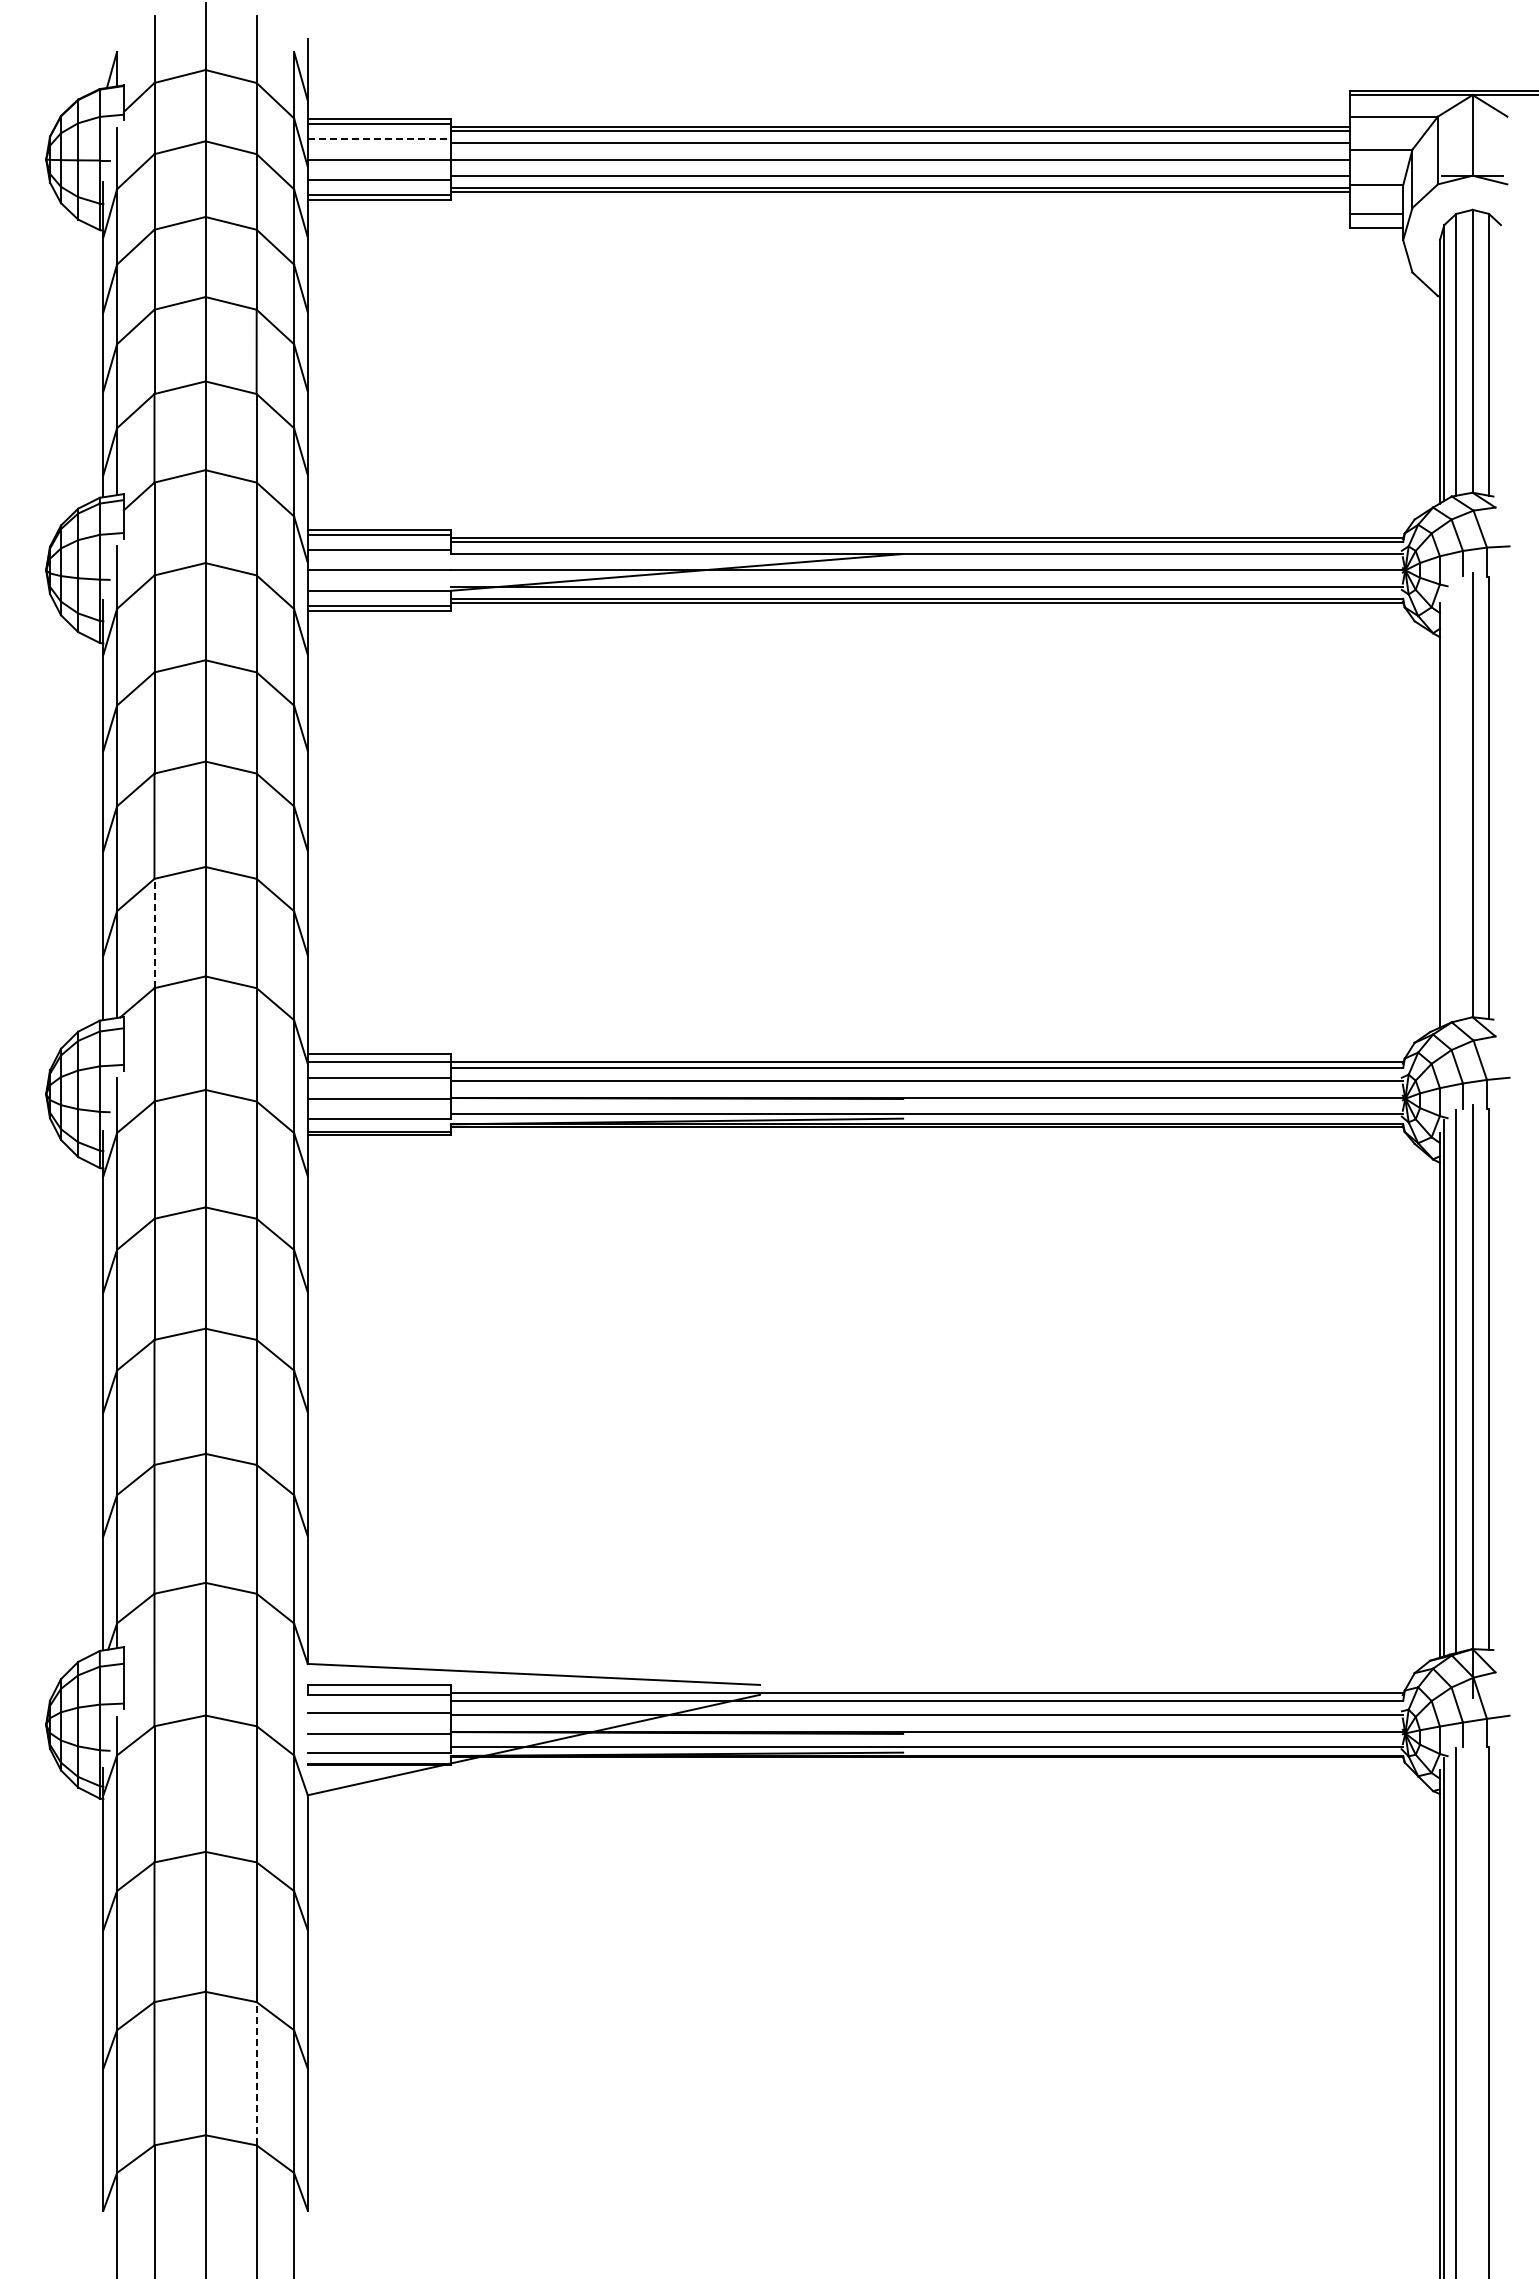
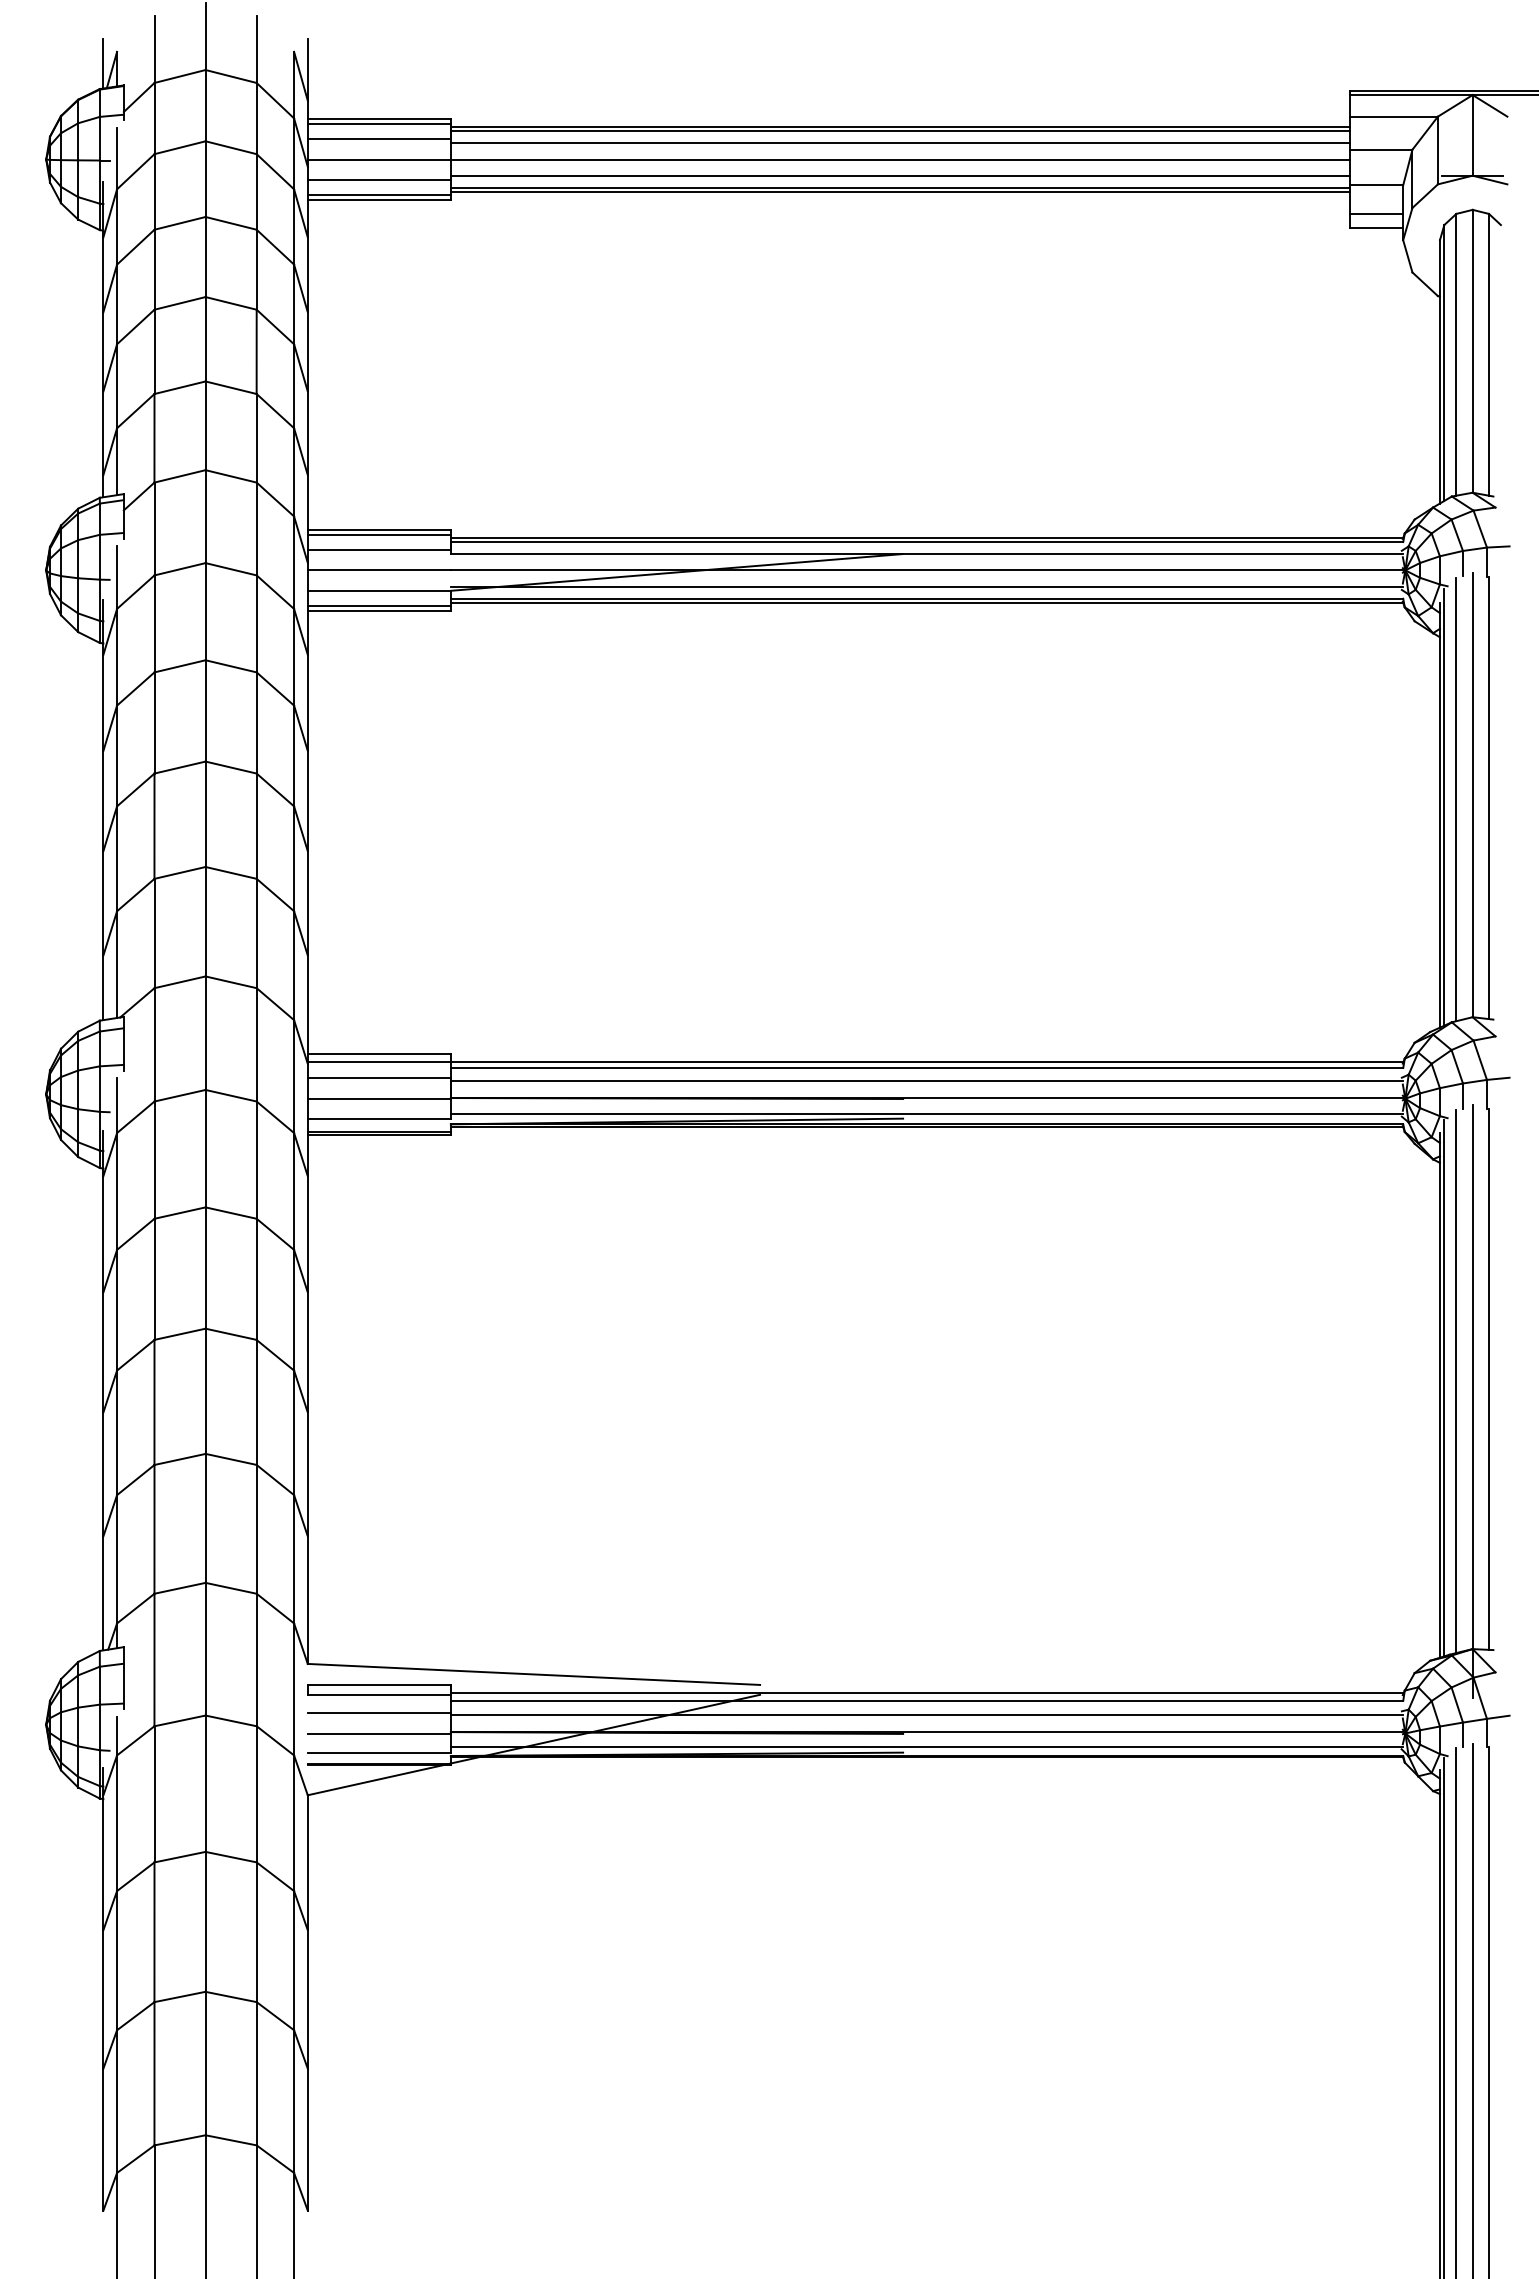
line: none -> present (103, 63)
line: dashed -> solid (379, 139)
line: none -> present (1456, 799)
line: none -> present (1444, 806)
line: dashed -> solid (154, 933)
line: none -> present (1472, 2009)
line: dashed -> solid (256, 2073)
